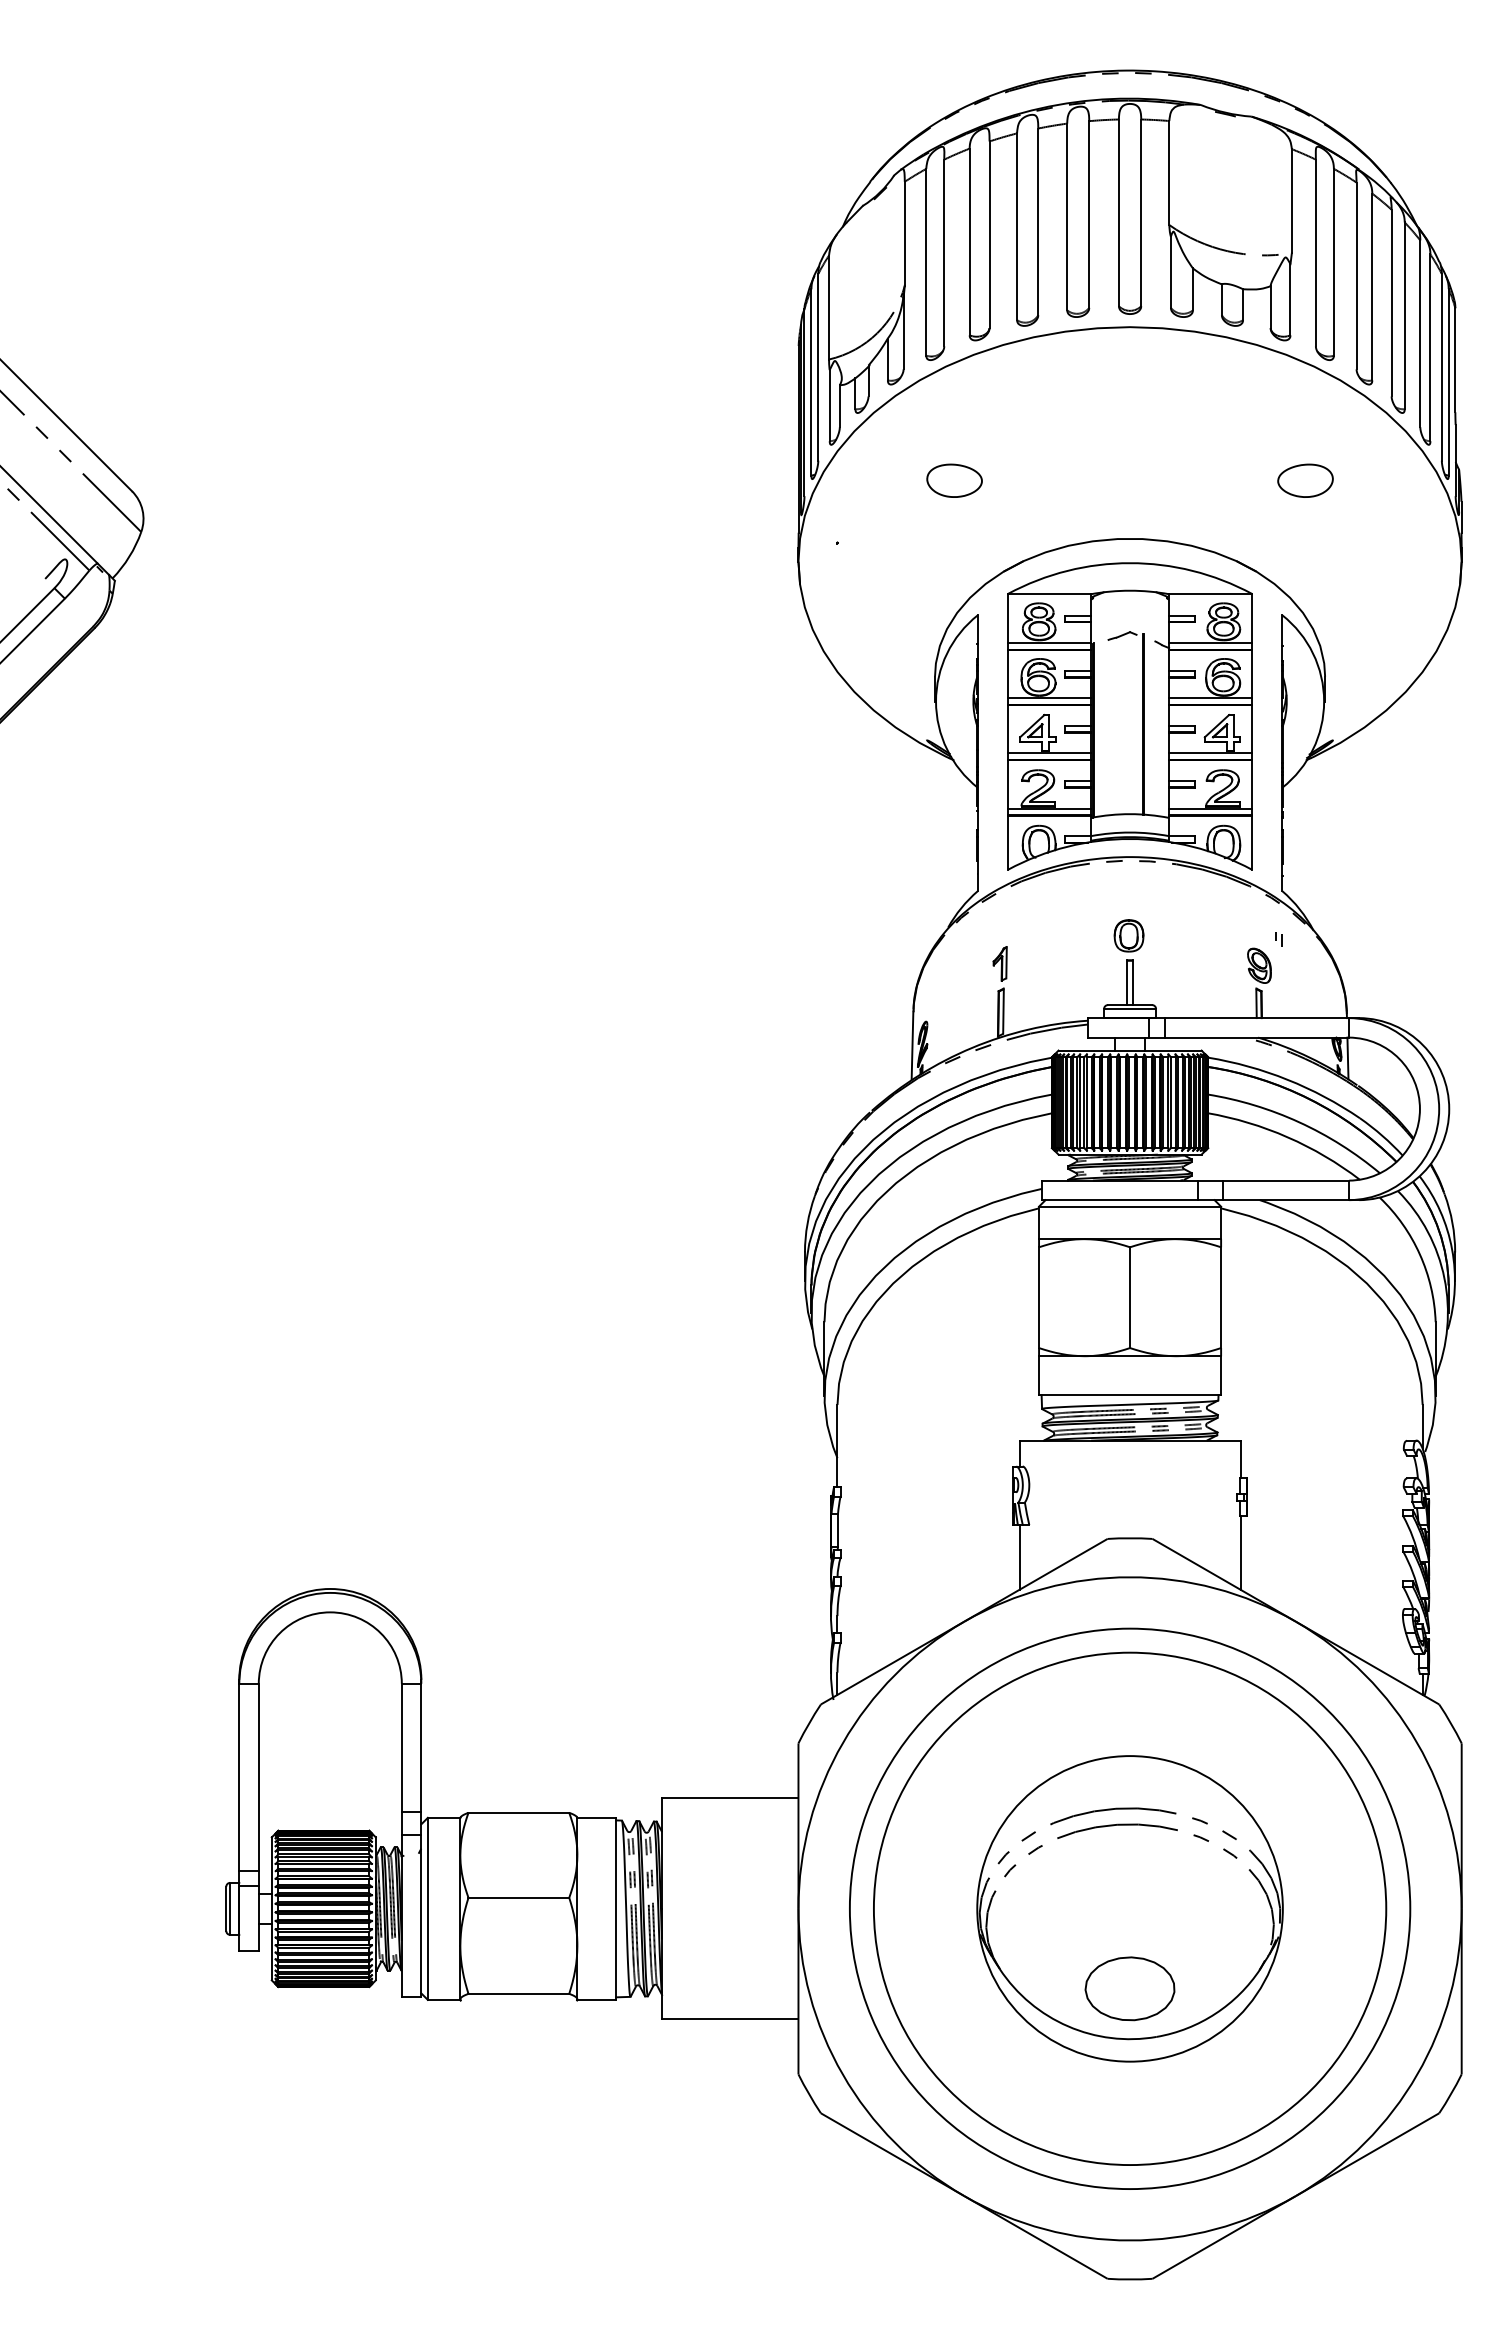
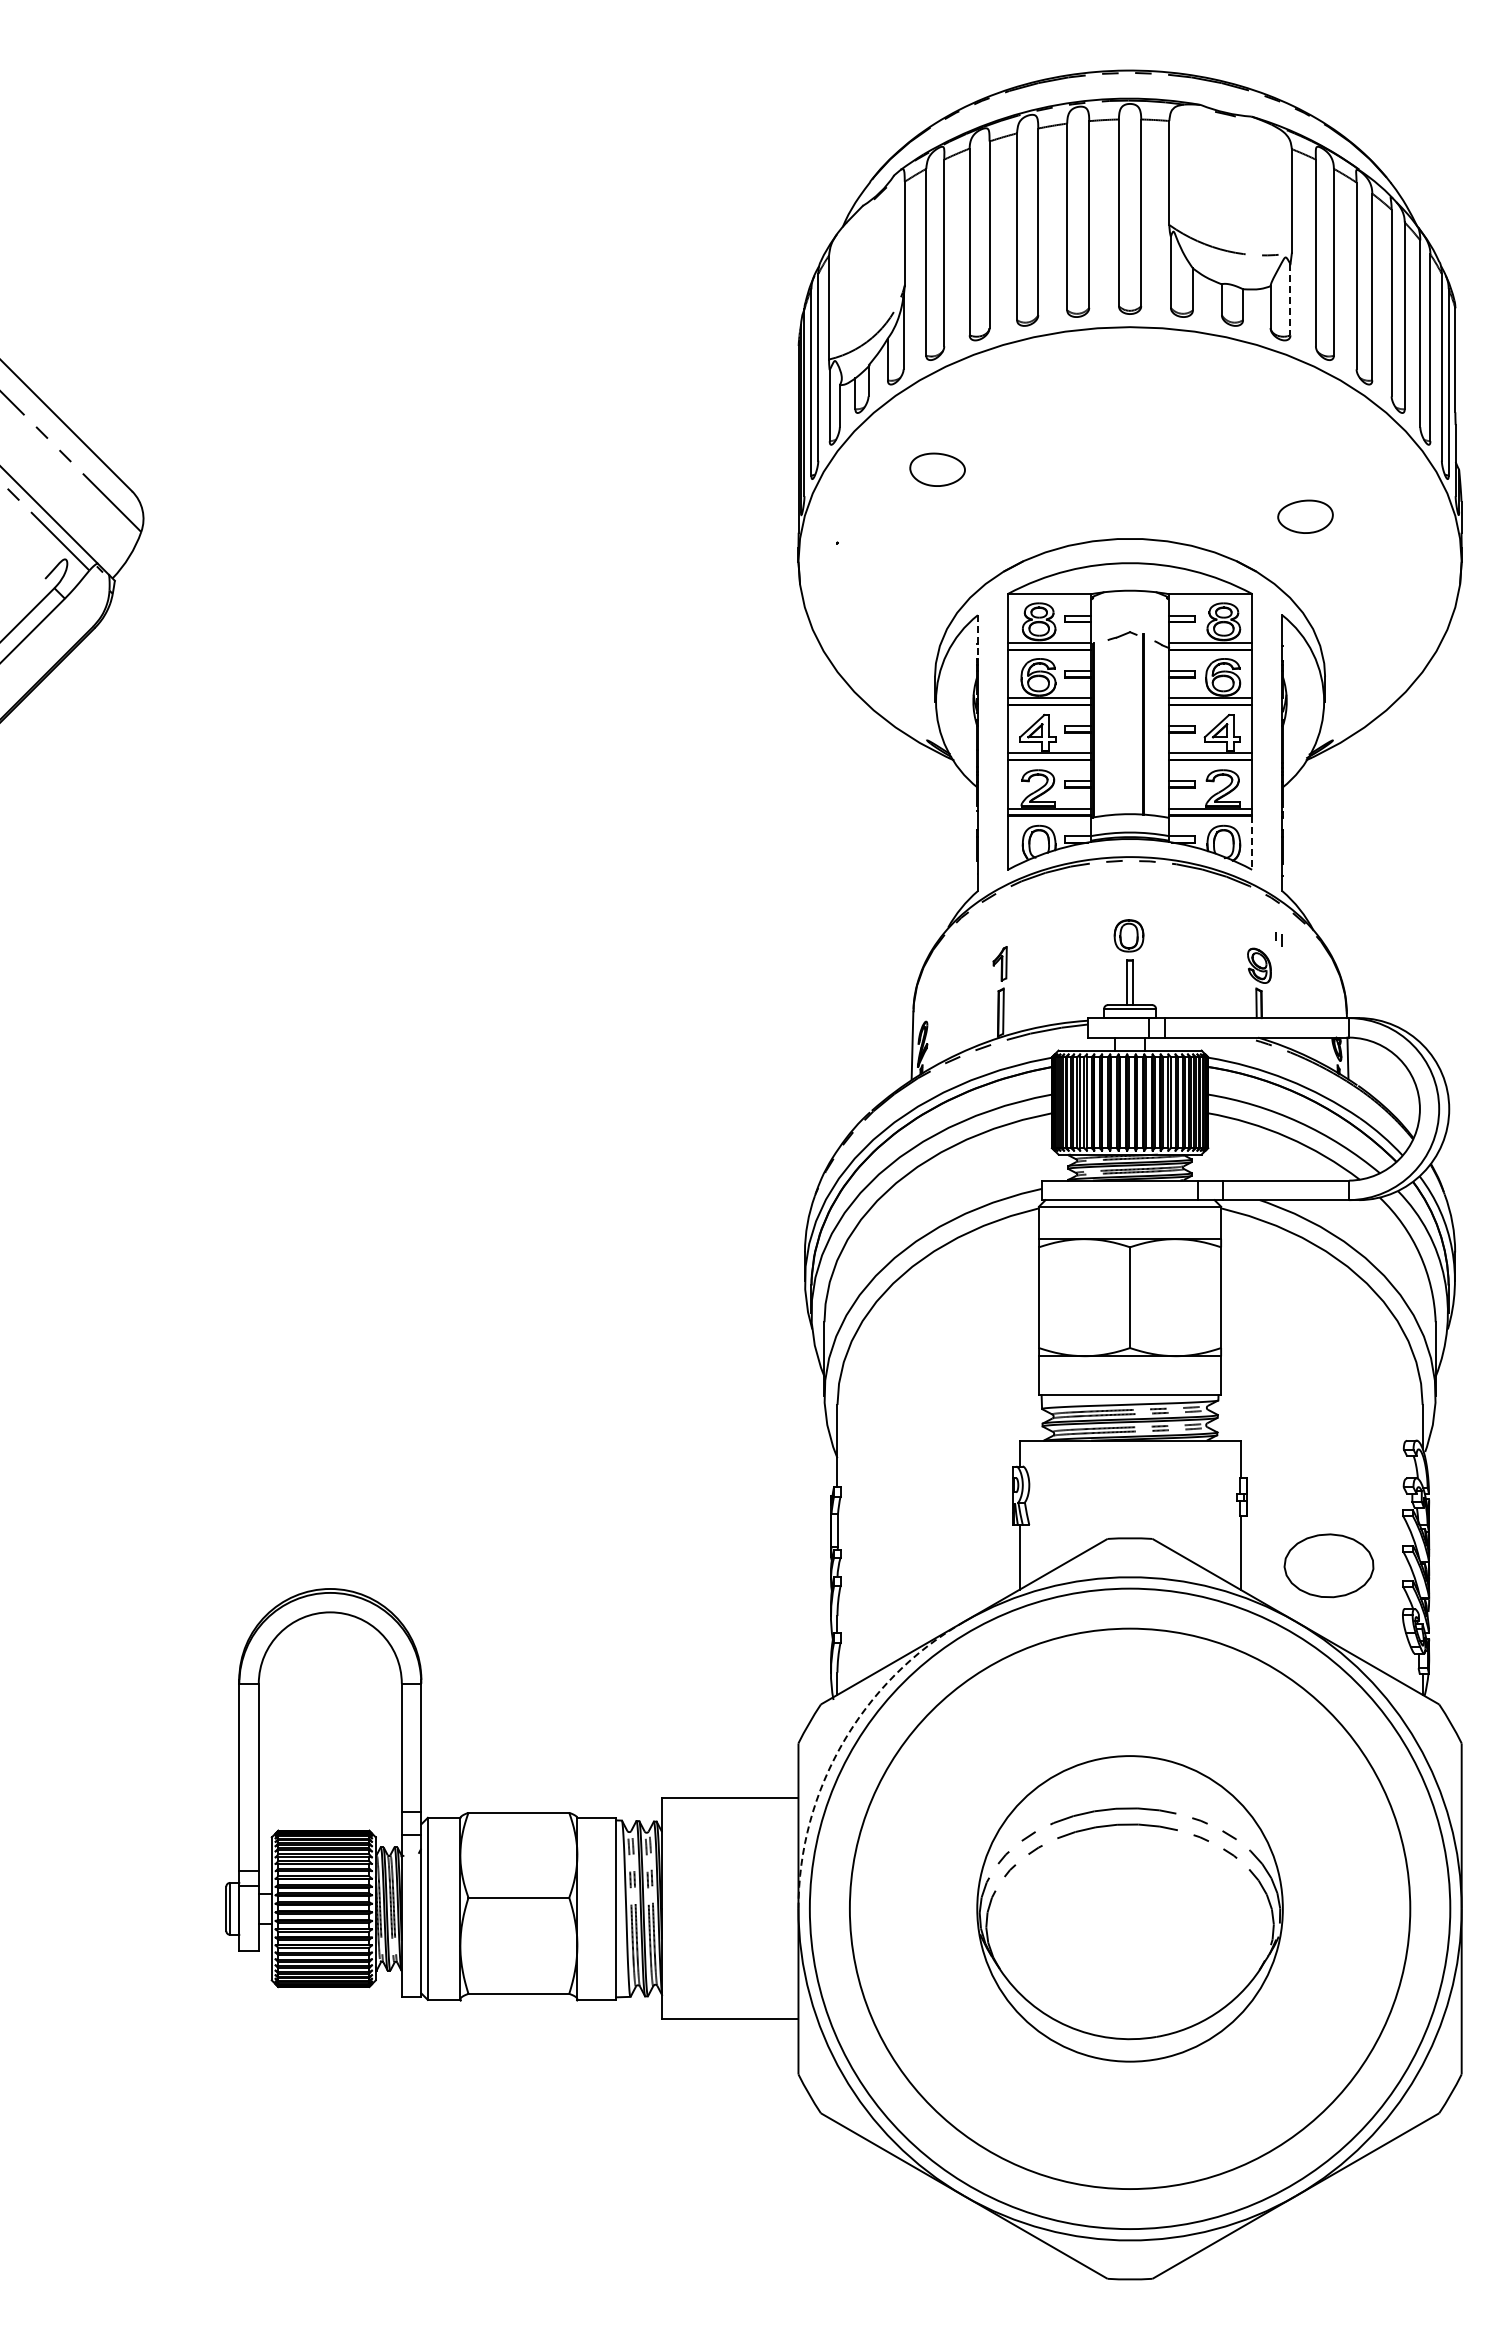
line: solid -> dashed (1290, 299)
part position: (954, 480) -> (937, 469) (937, 469)
part position: (1305, 480) -> (1305, 516) (1305, 516)
line: solid -> dashed (977, 640)
line: solid -> dashed (1252, 843)
arc: solid -> dashed (842, 1743)
circle diameter: 512 px -> 640 px (1129, 1908)
part position: (1129, 1988) -> (1328, 1565) (1328, 1565)
